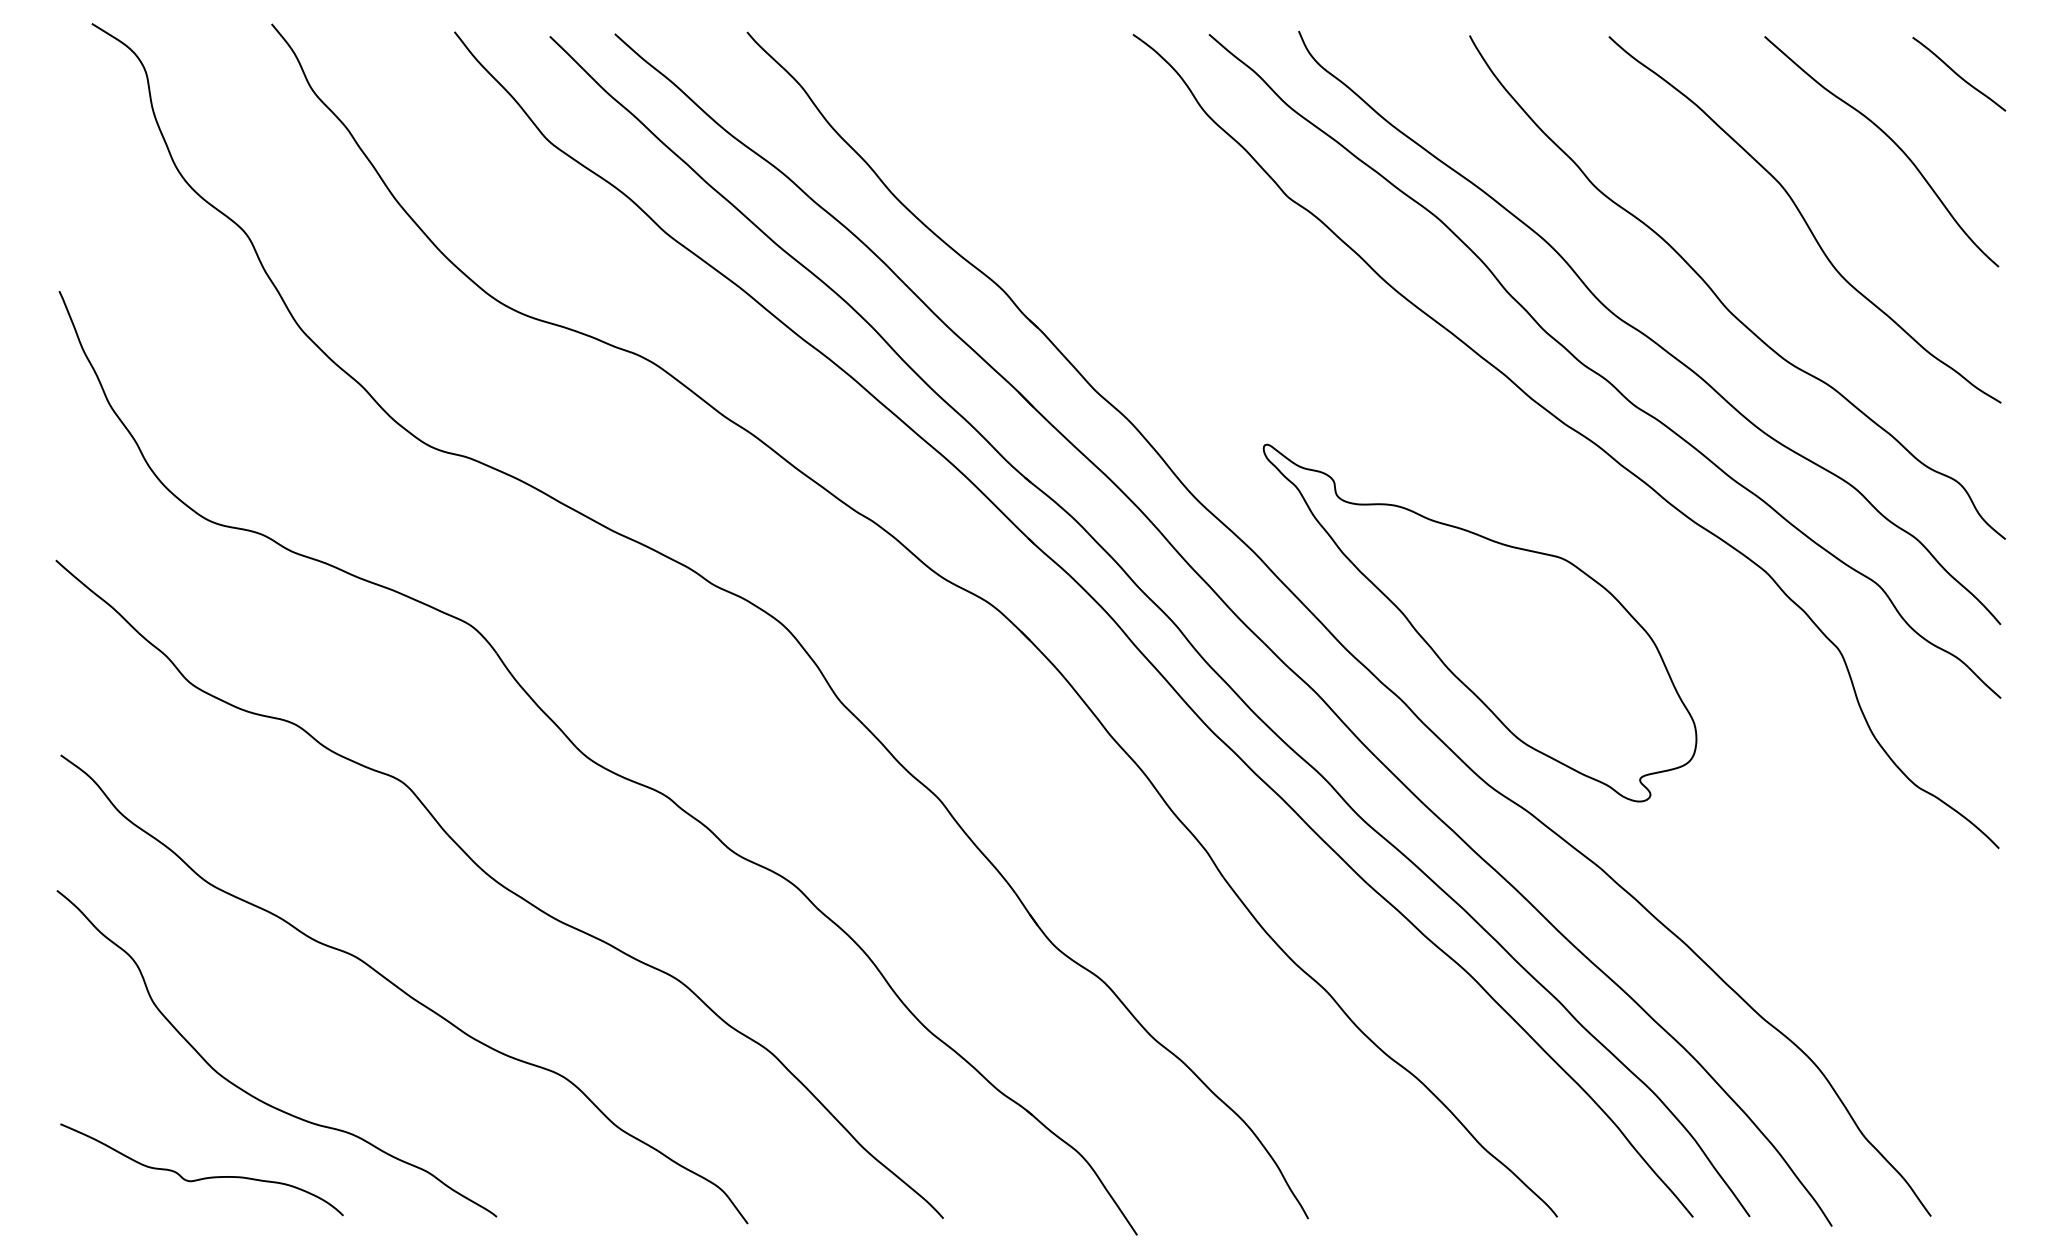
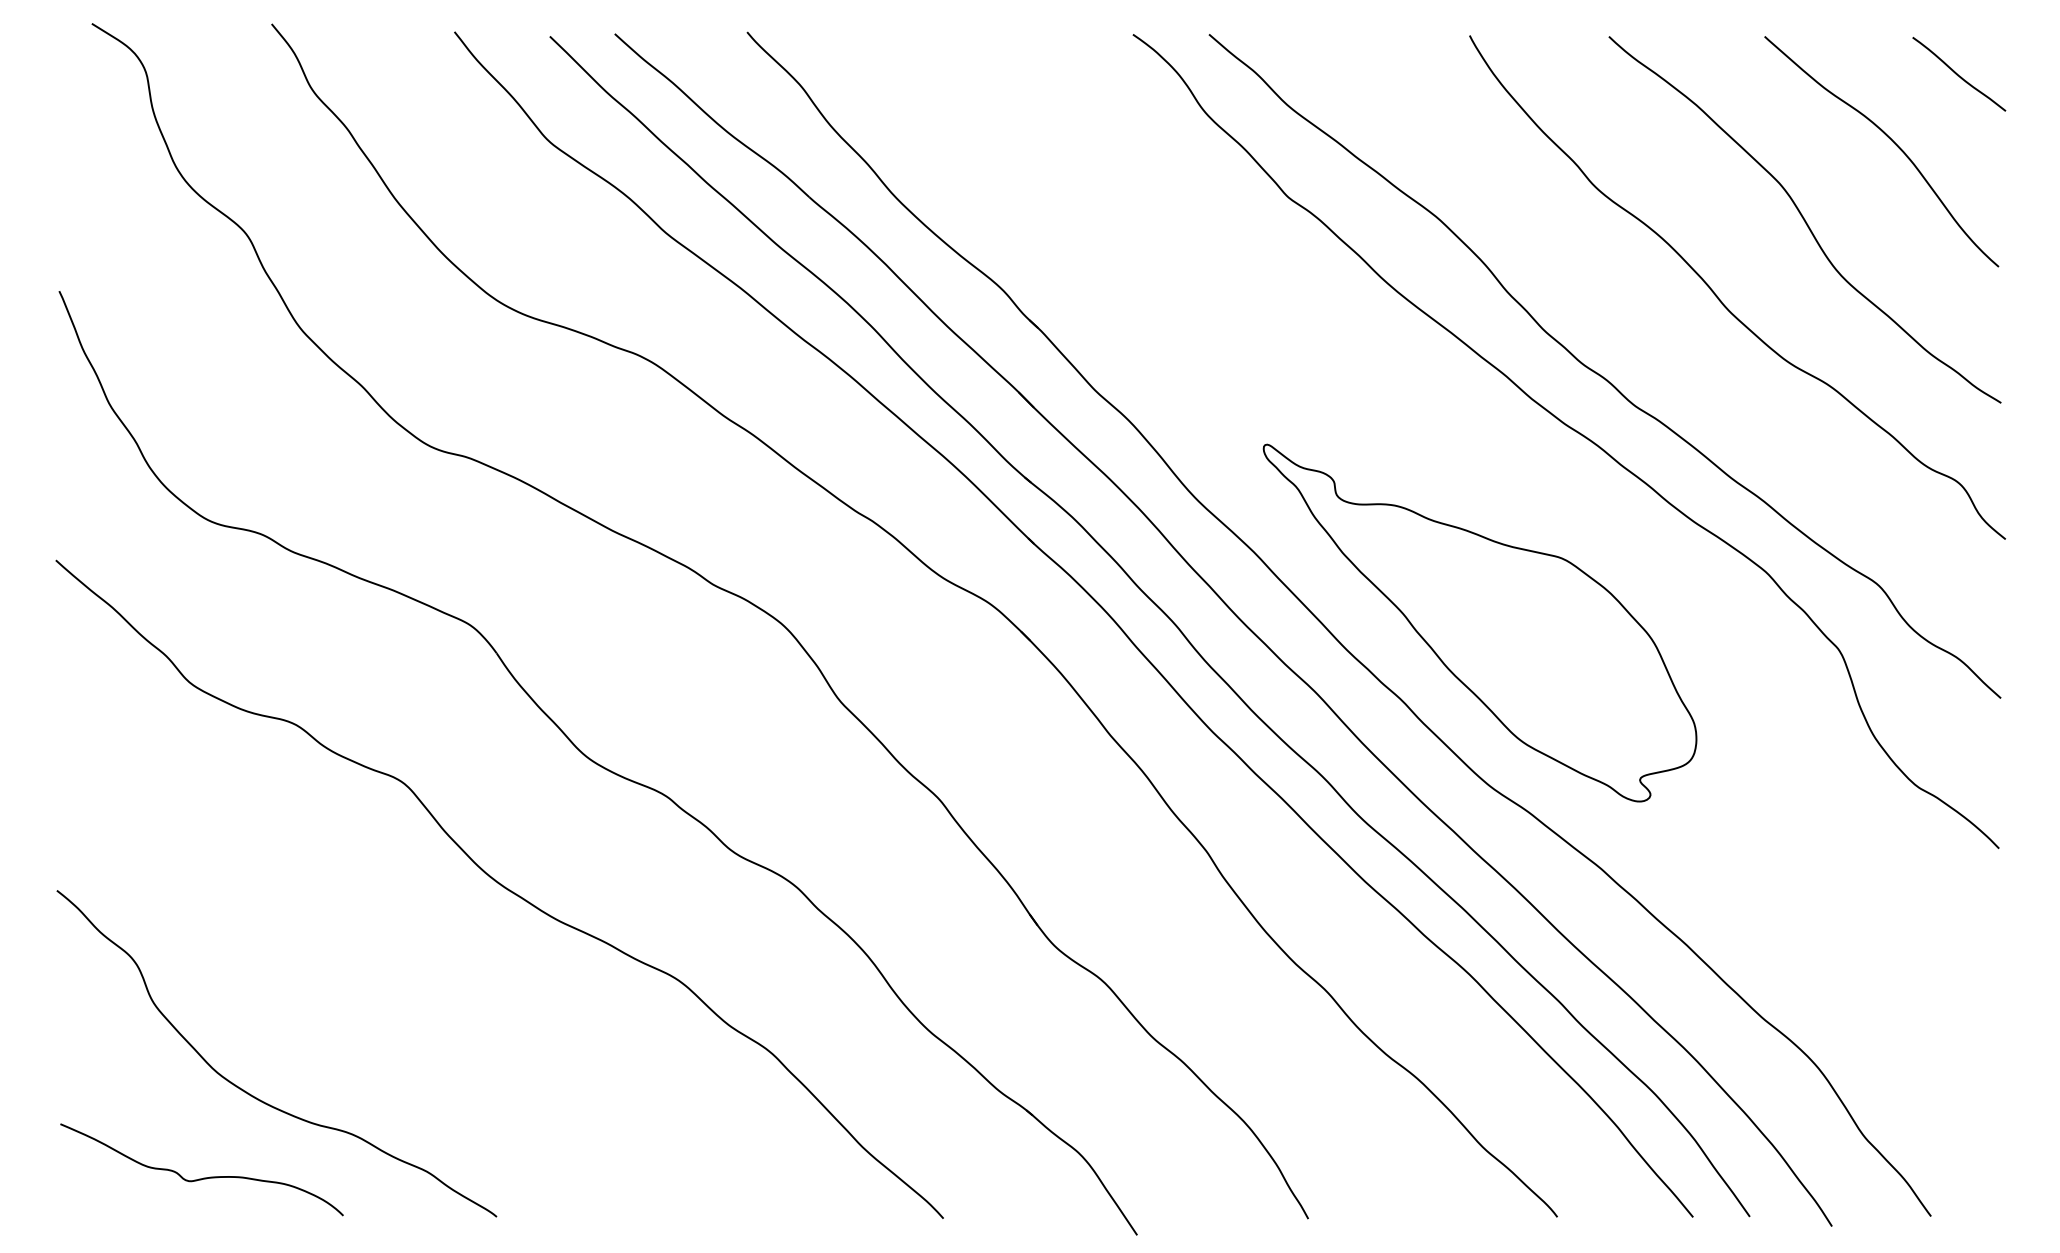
curve: present -> none (1643, 332)
curve: present -> none (403, 990)
